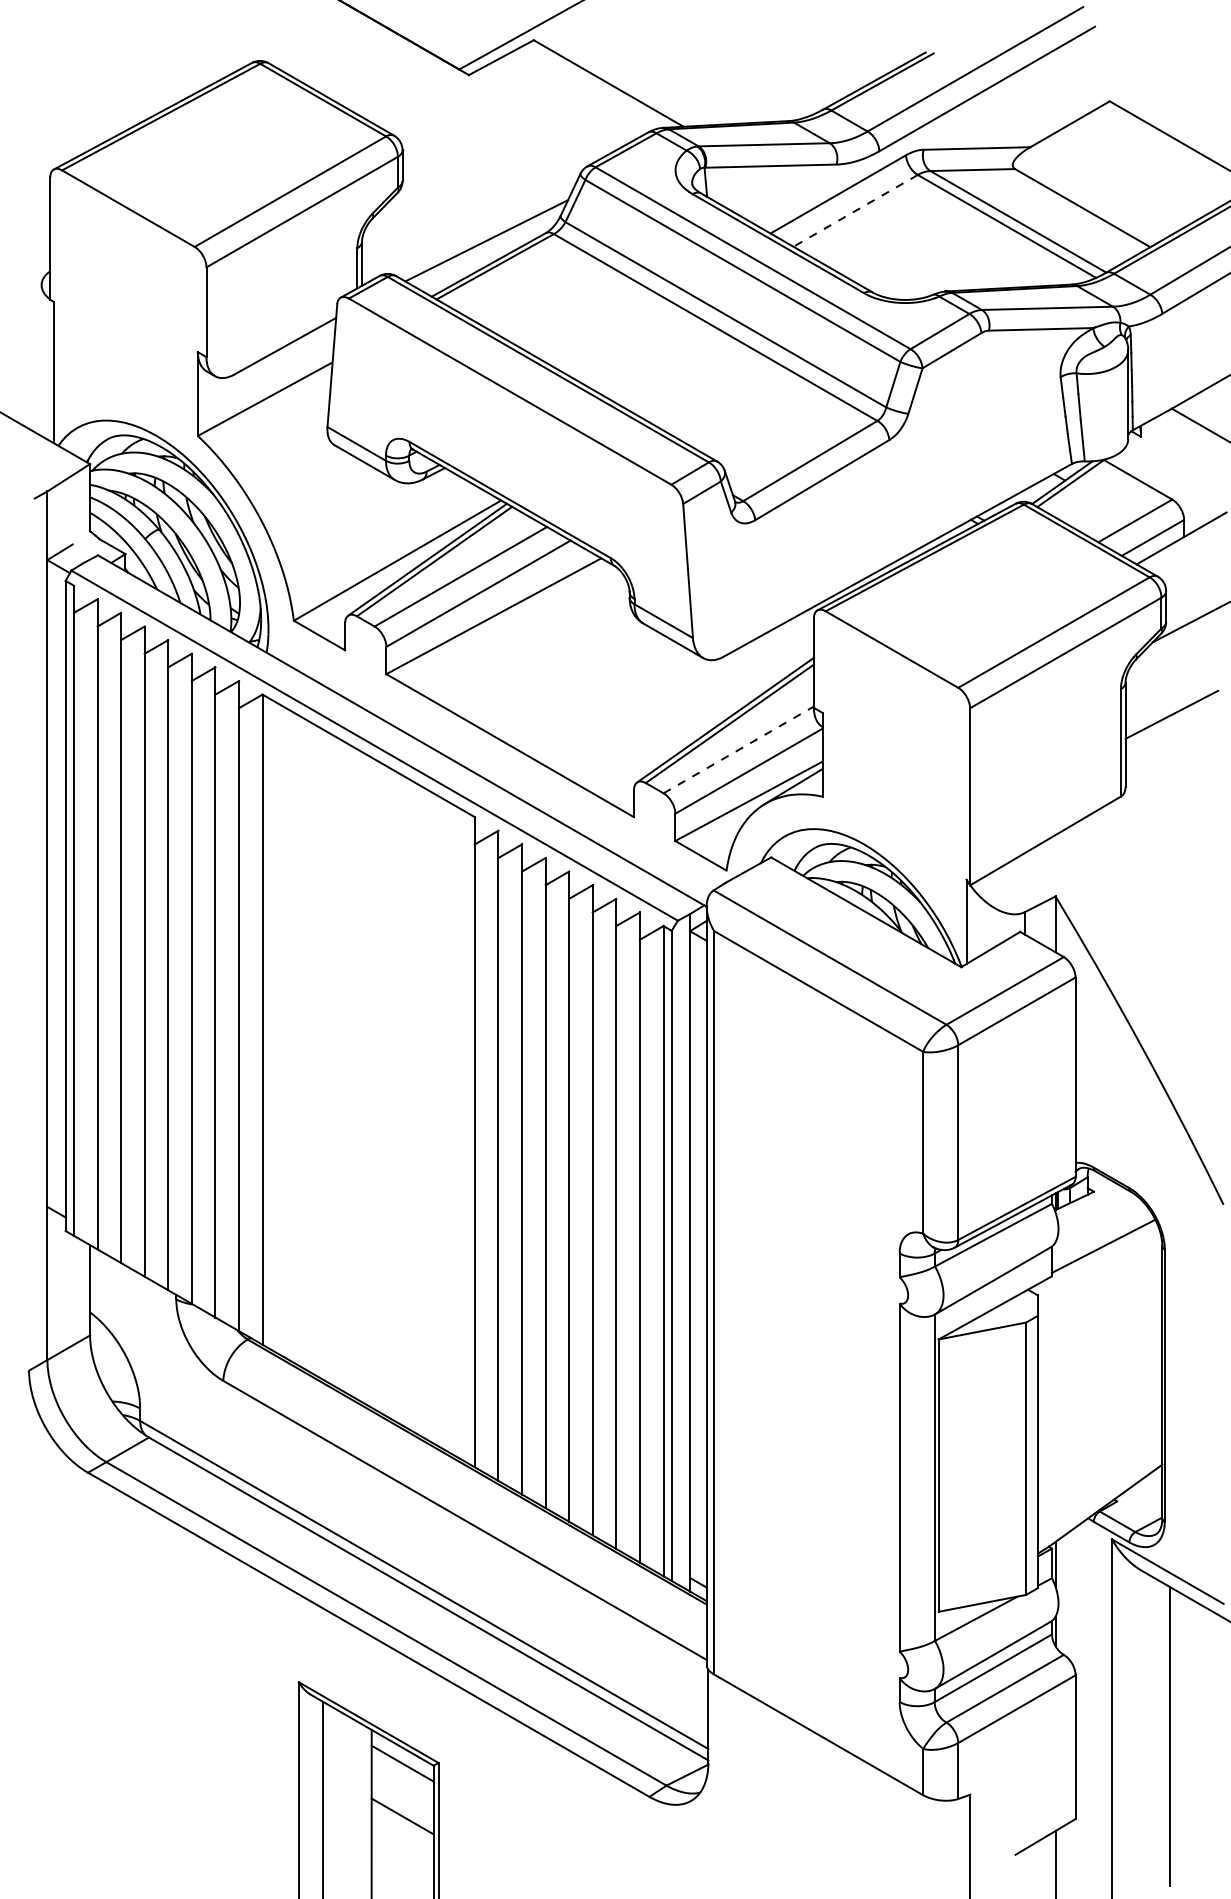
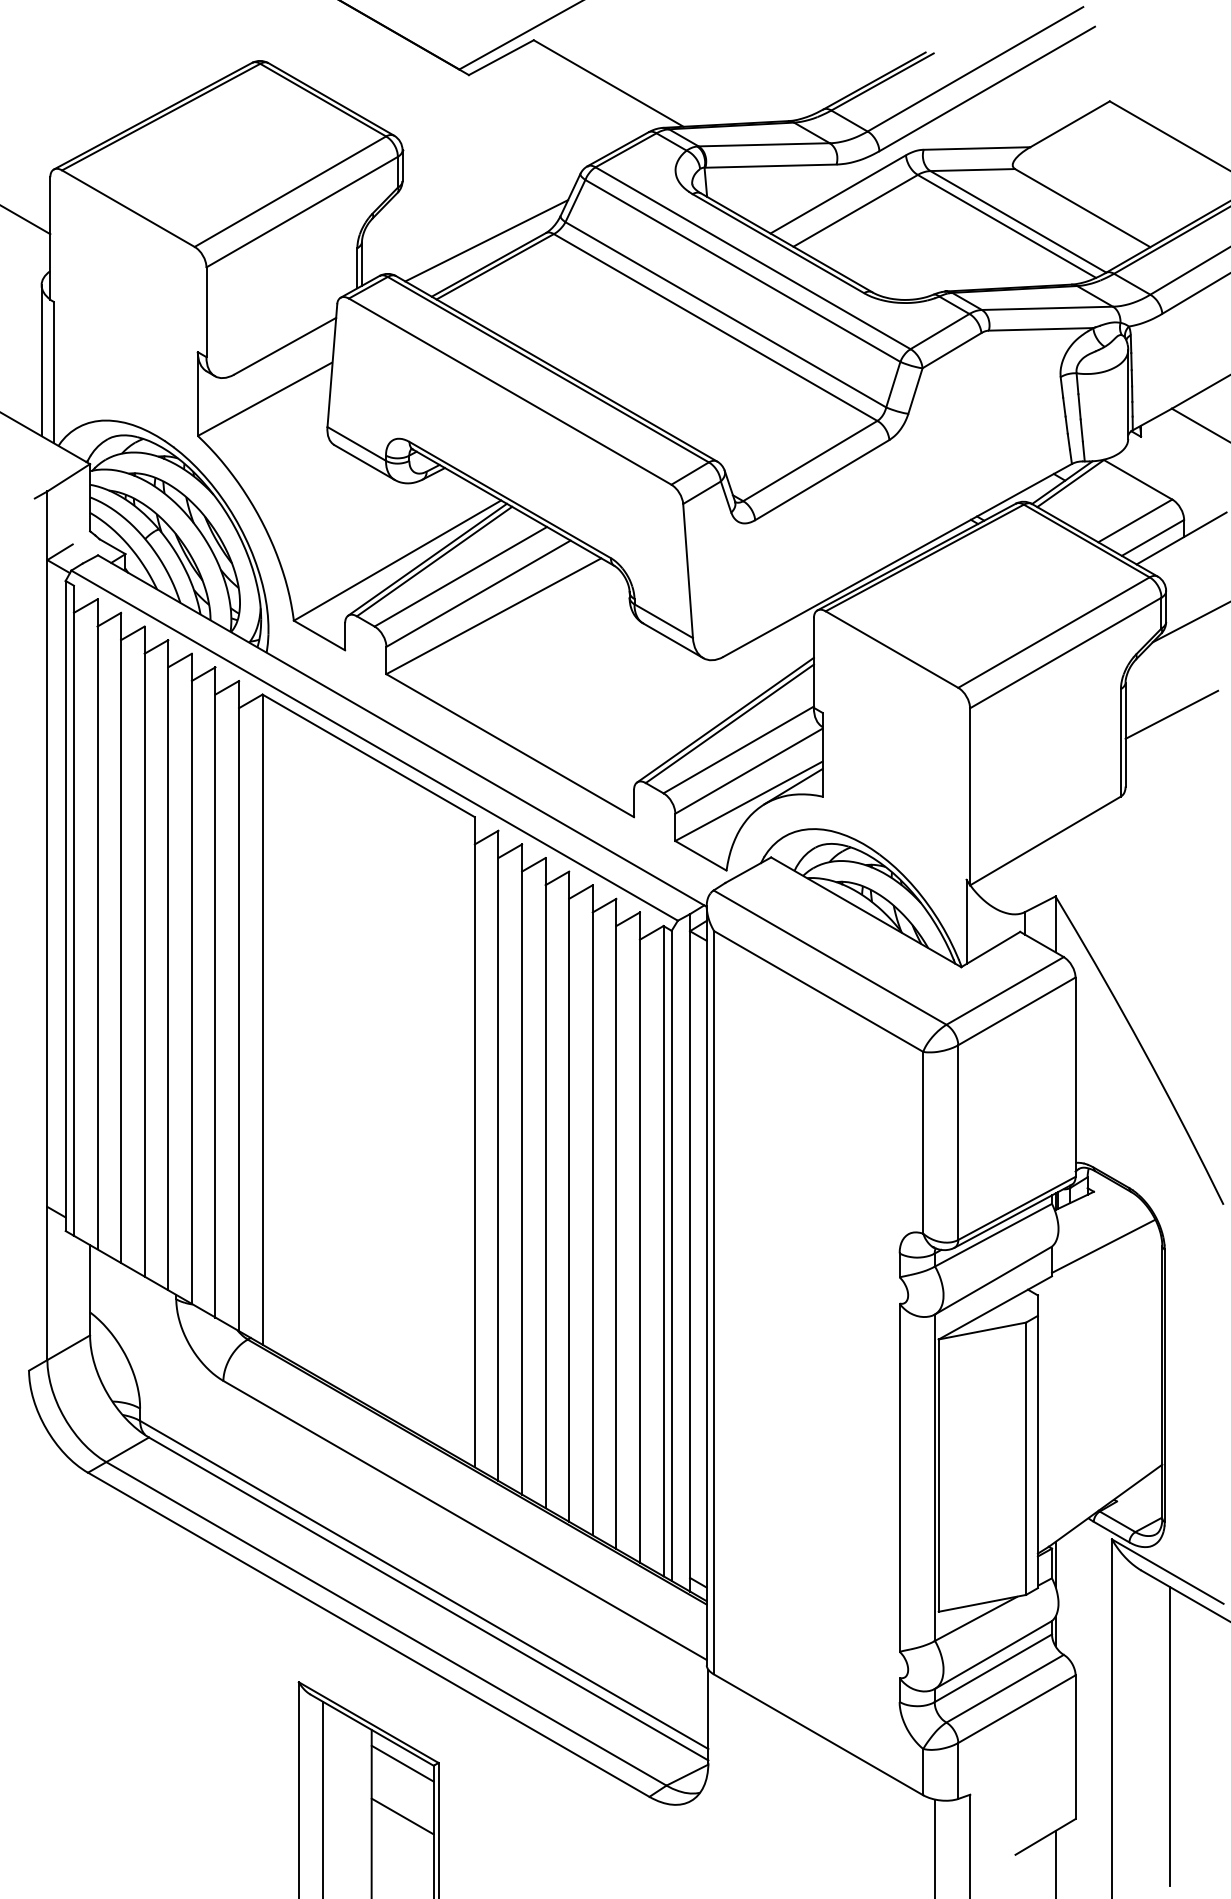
line: dashed -> solid (855, 210)
line: none -> present (26, 220)
line: none -> present (41, 360)
line: dashed -> solid (738, 749)
line: none -> present (935, 1847)
